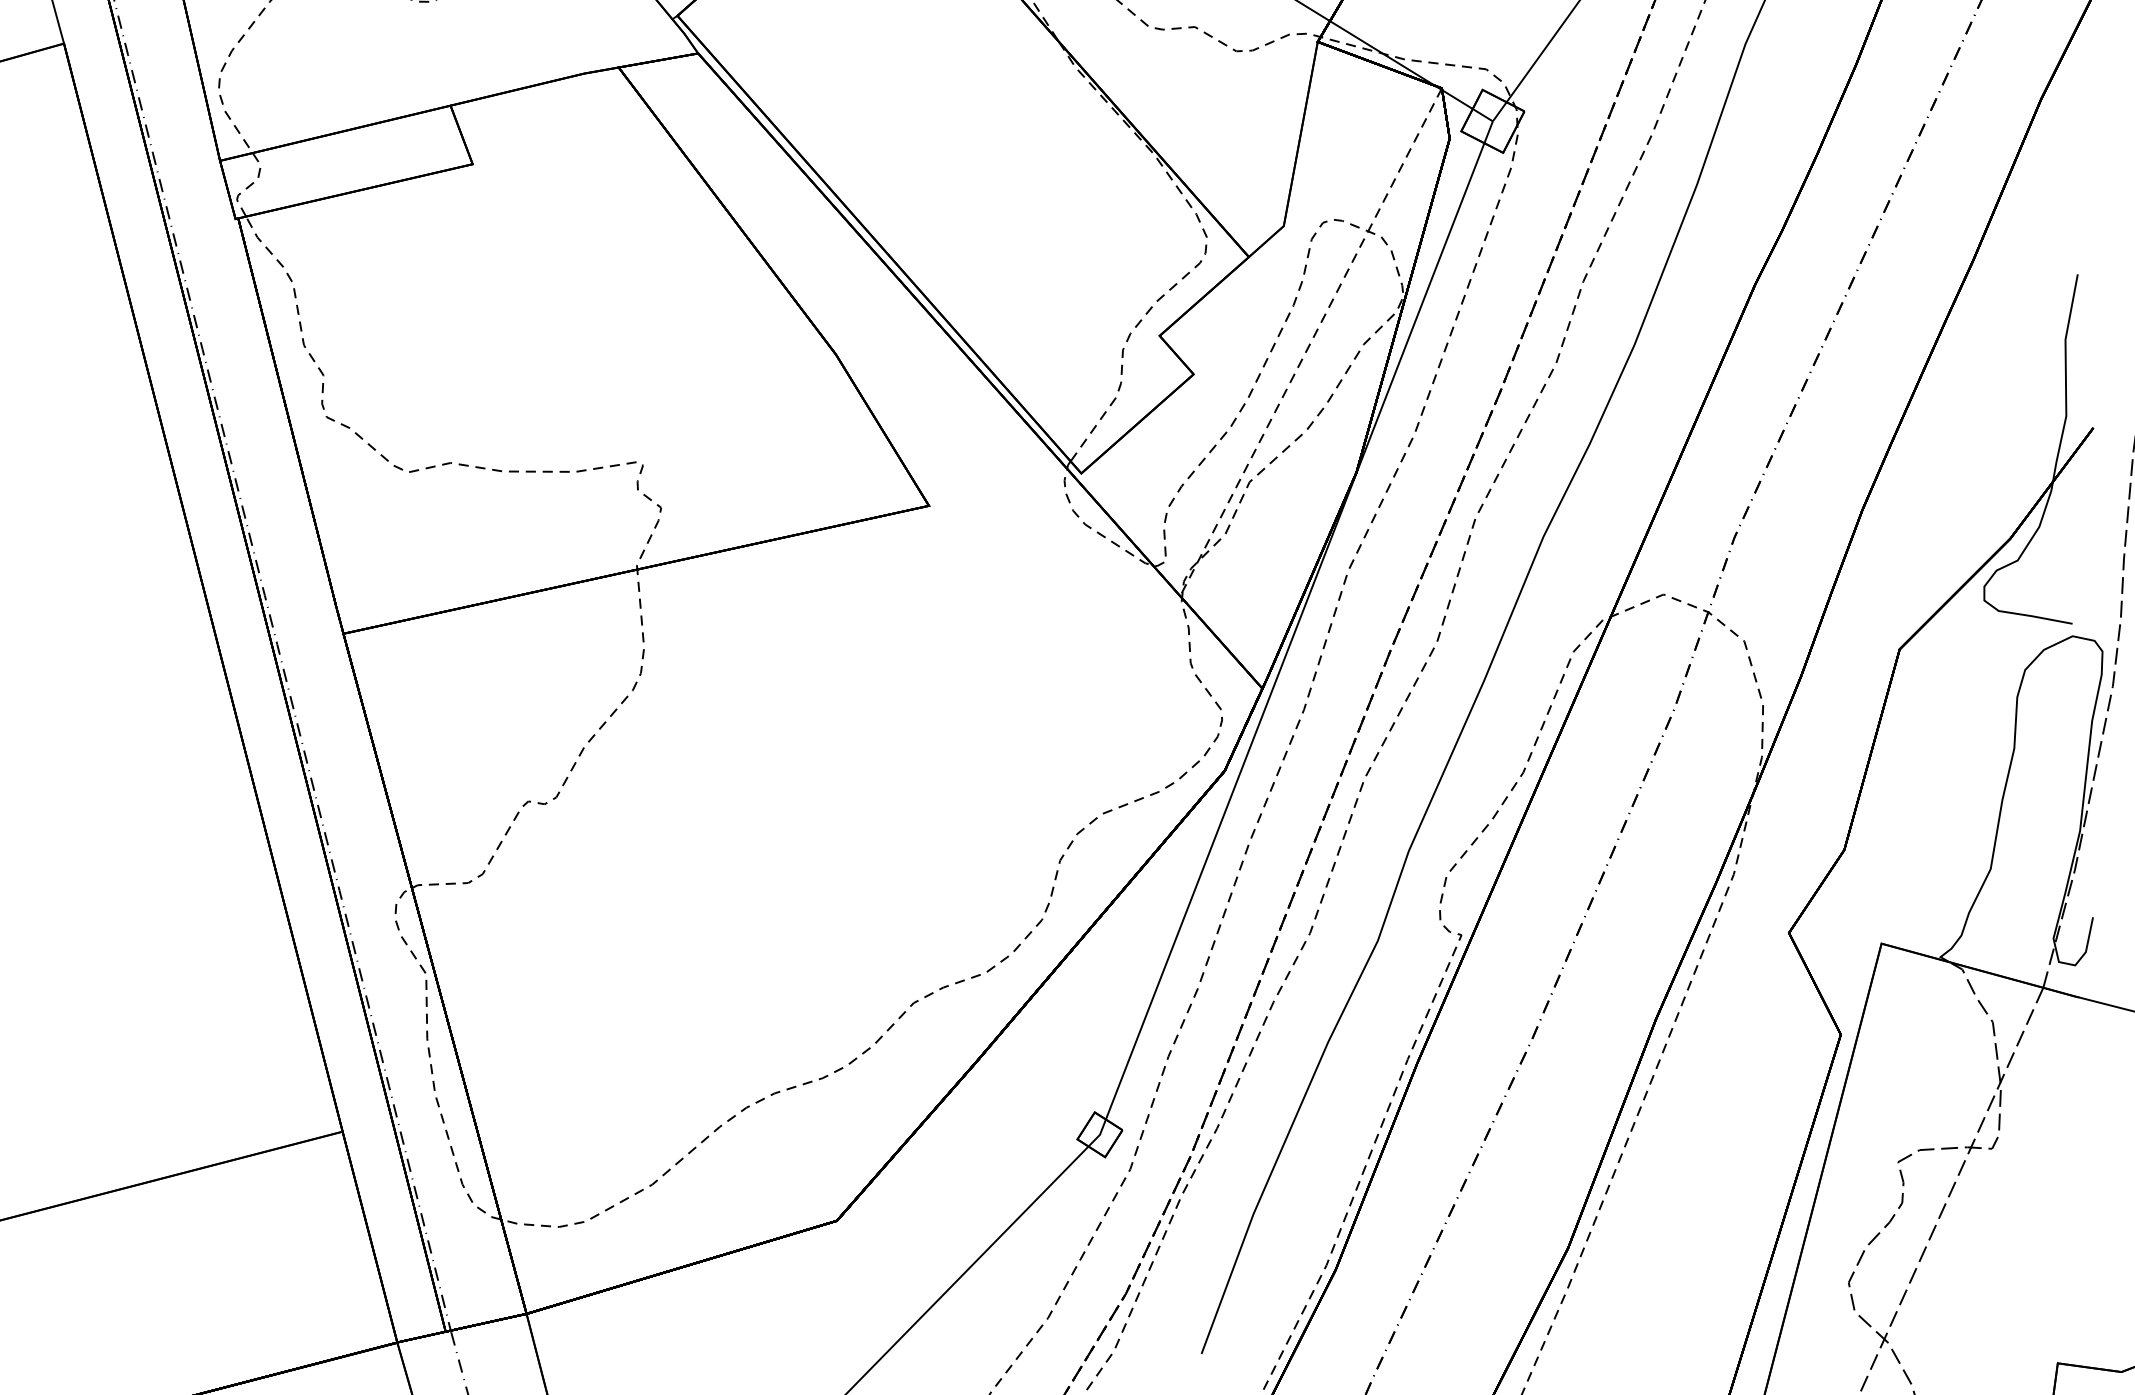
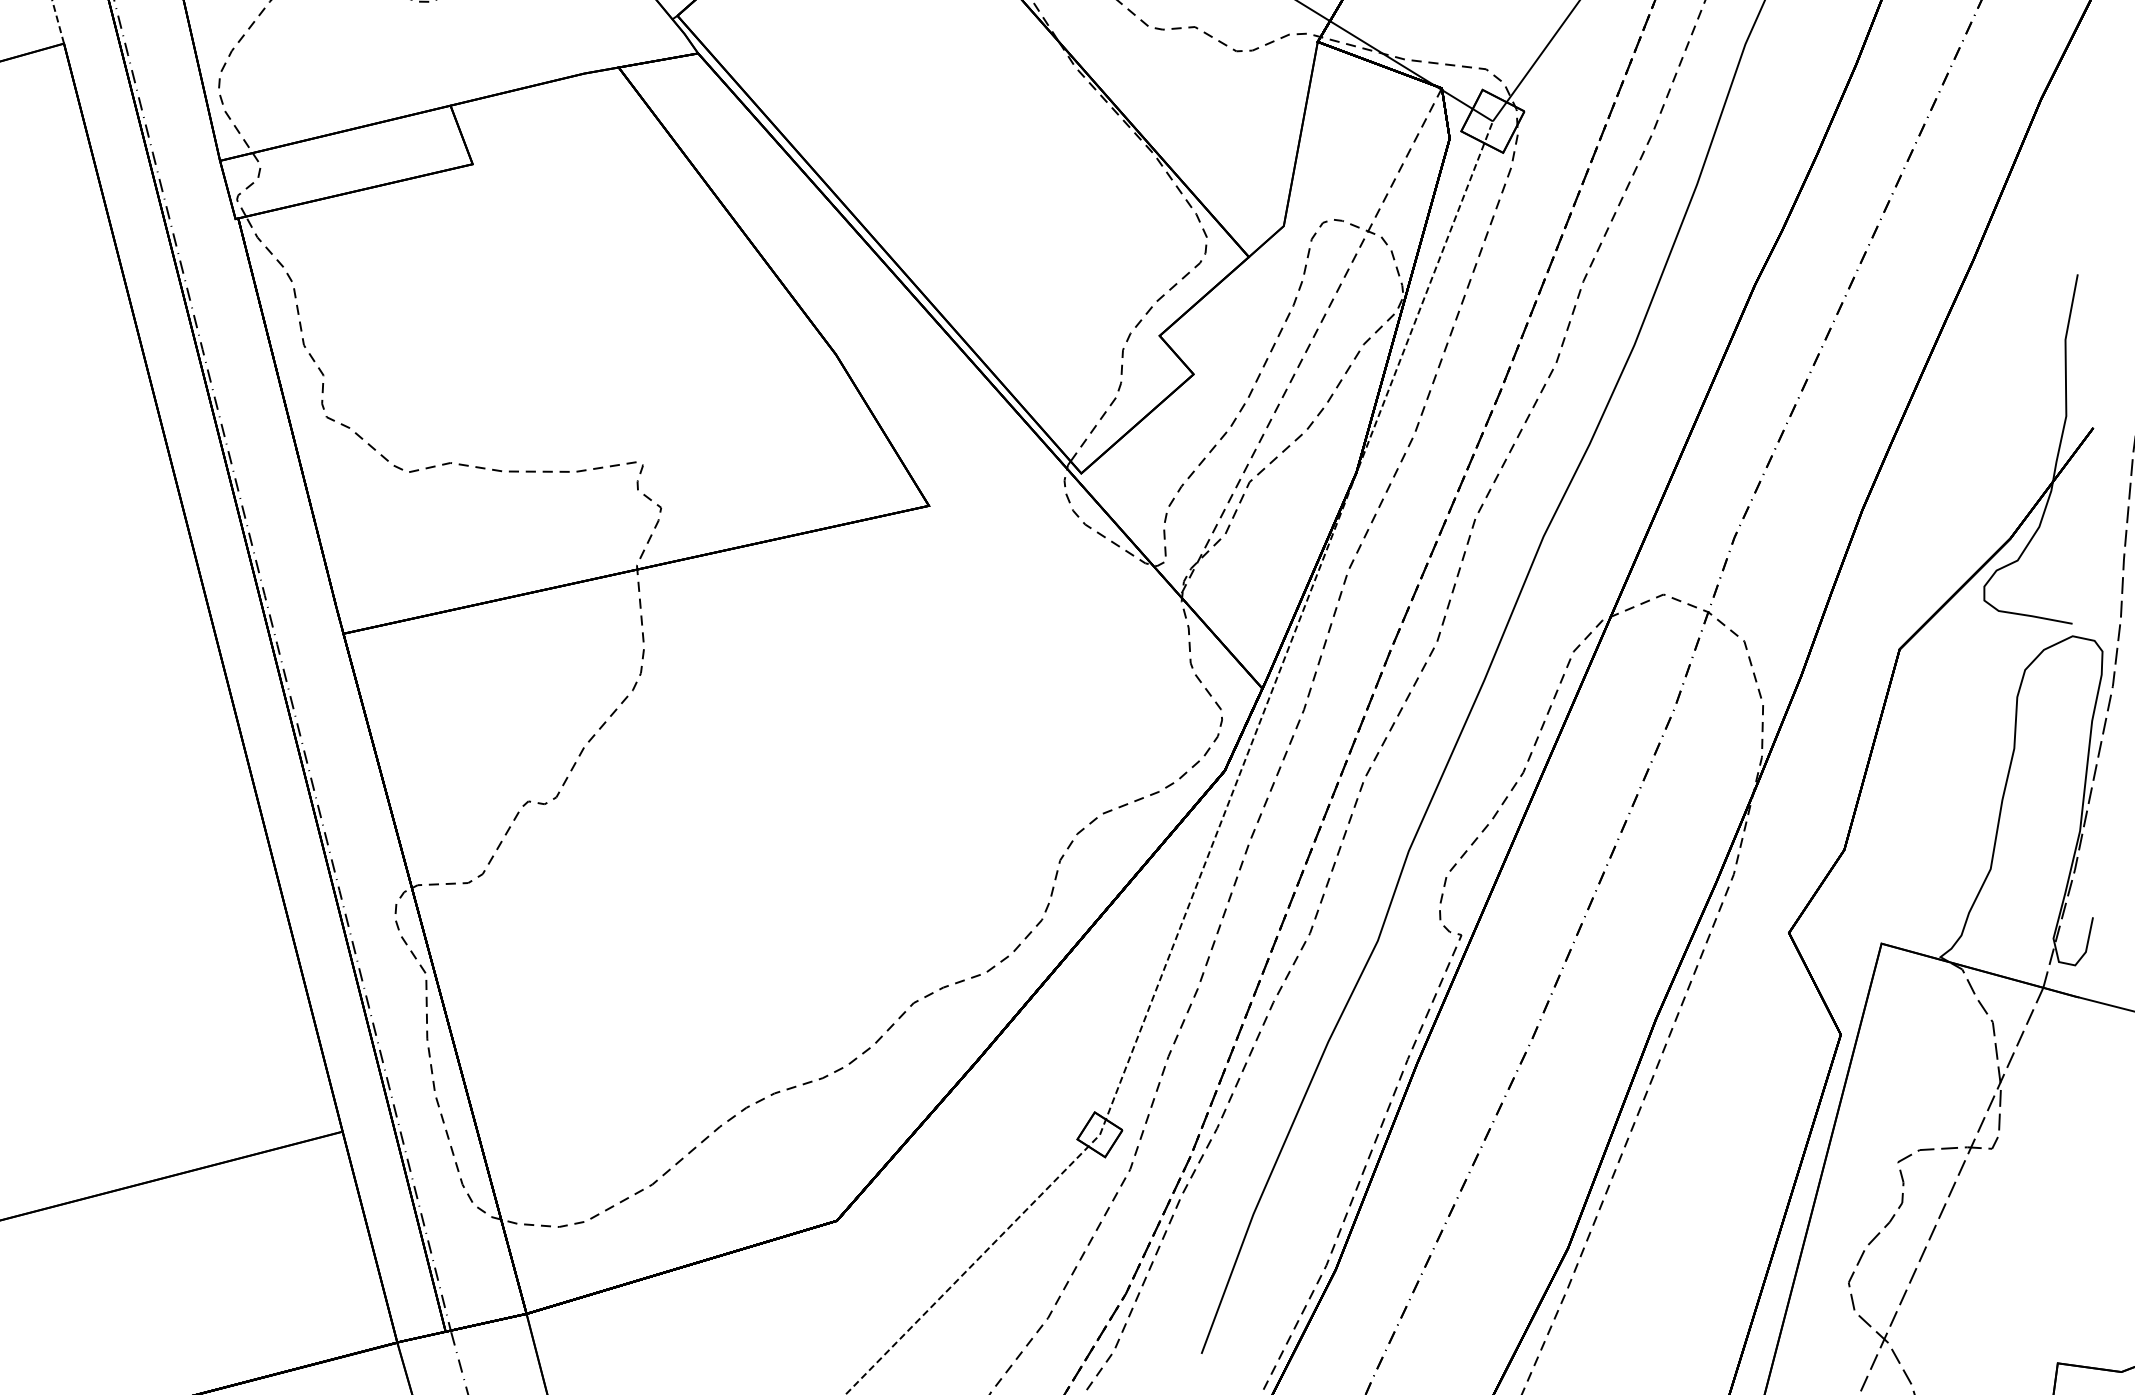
line: solid -> dashed (58, 21)
line: solid -> dashed (1230, 798)
